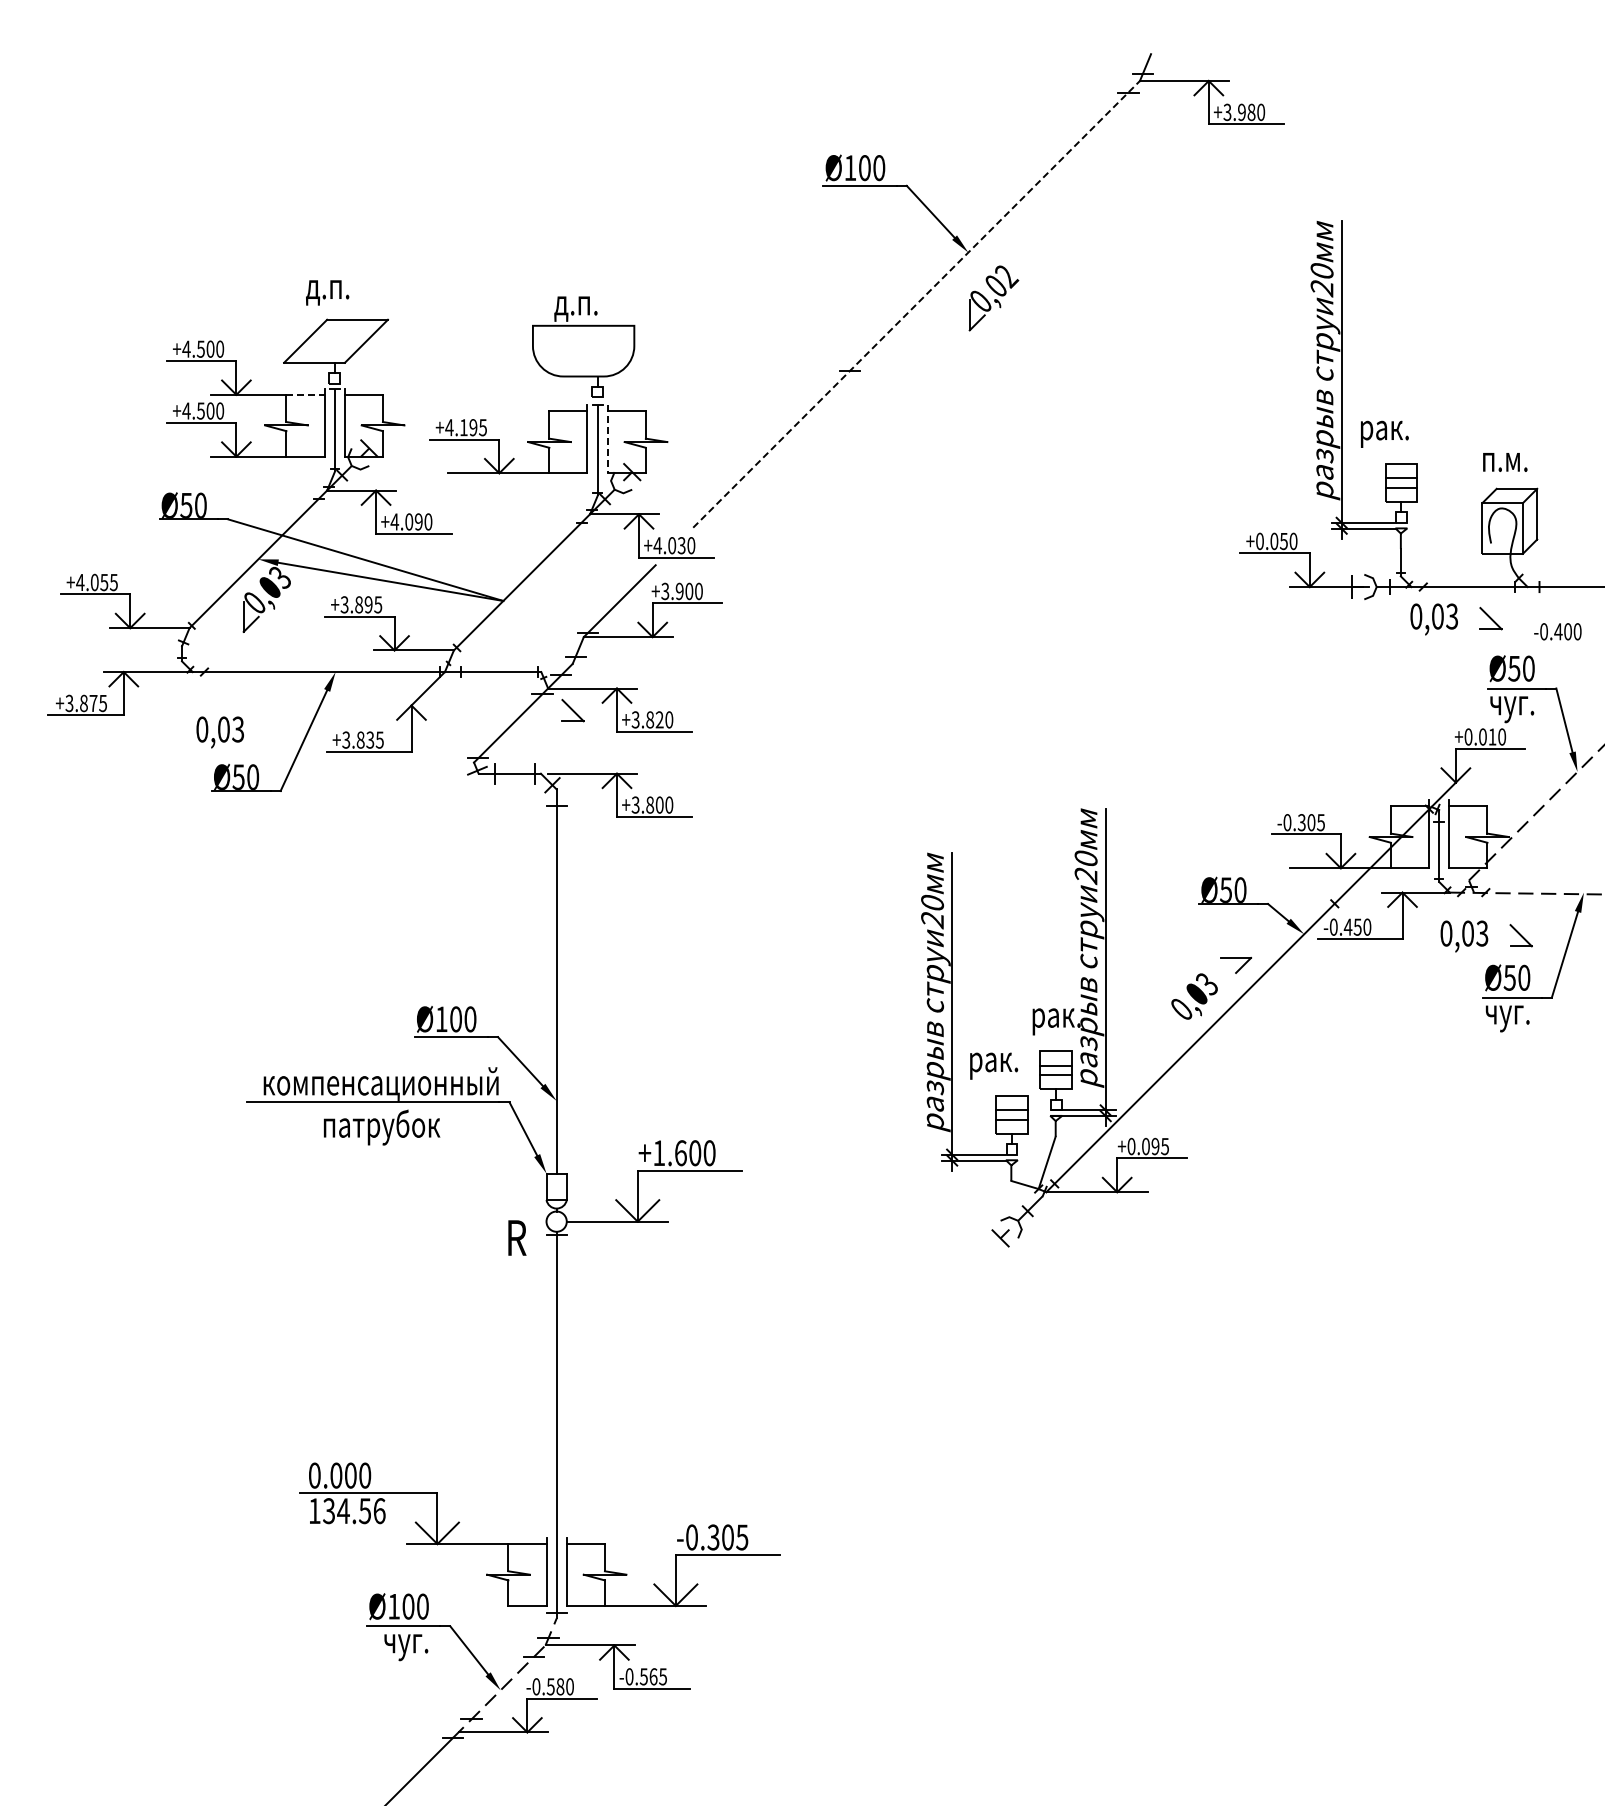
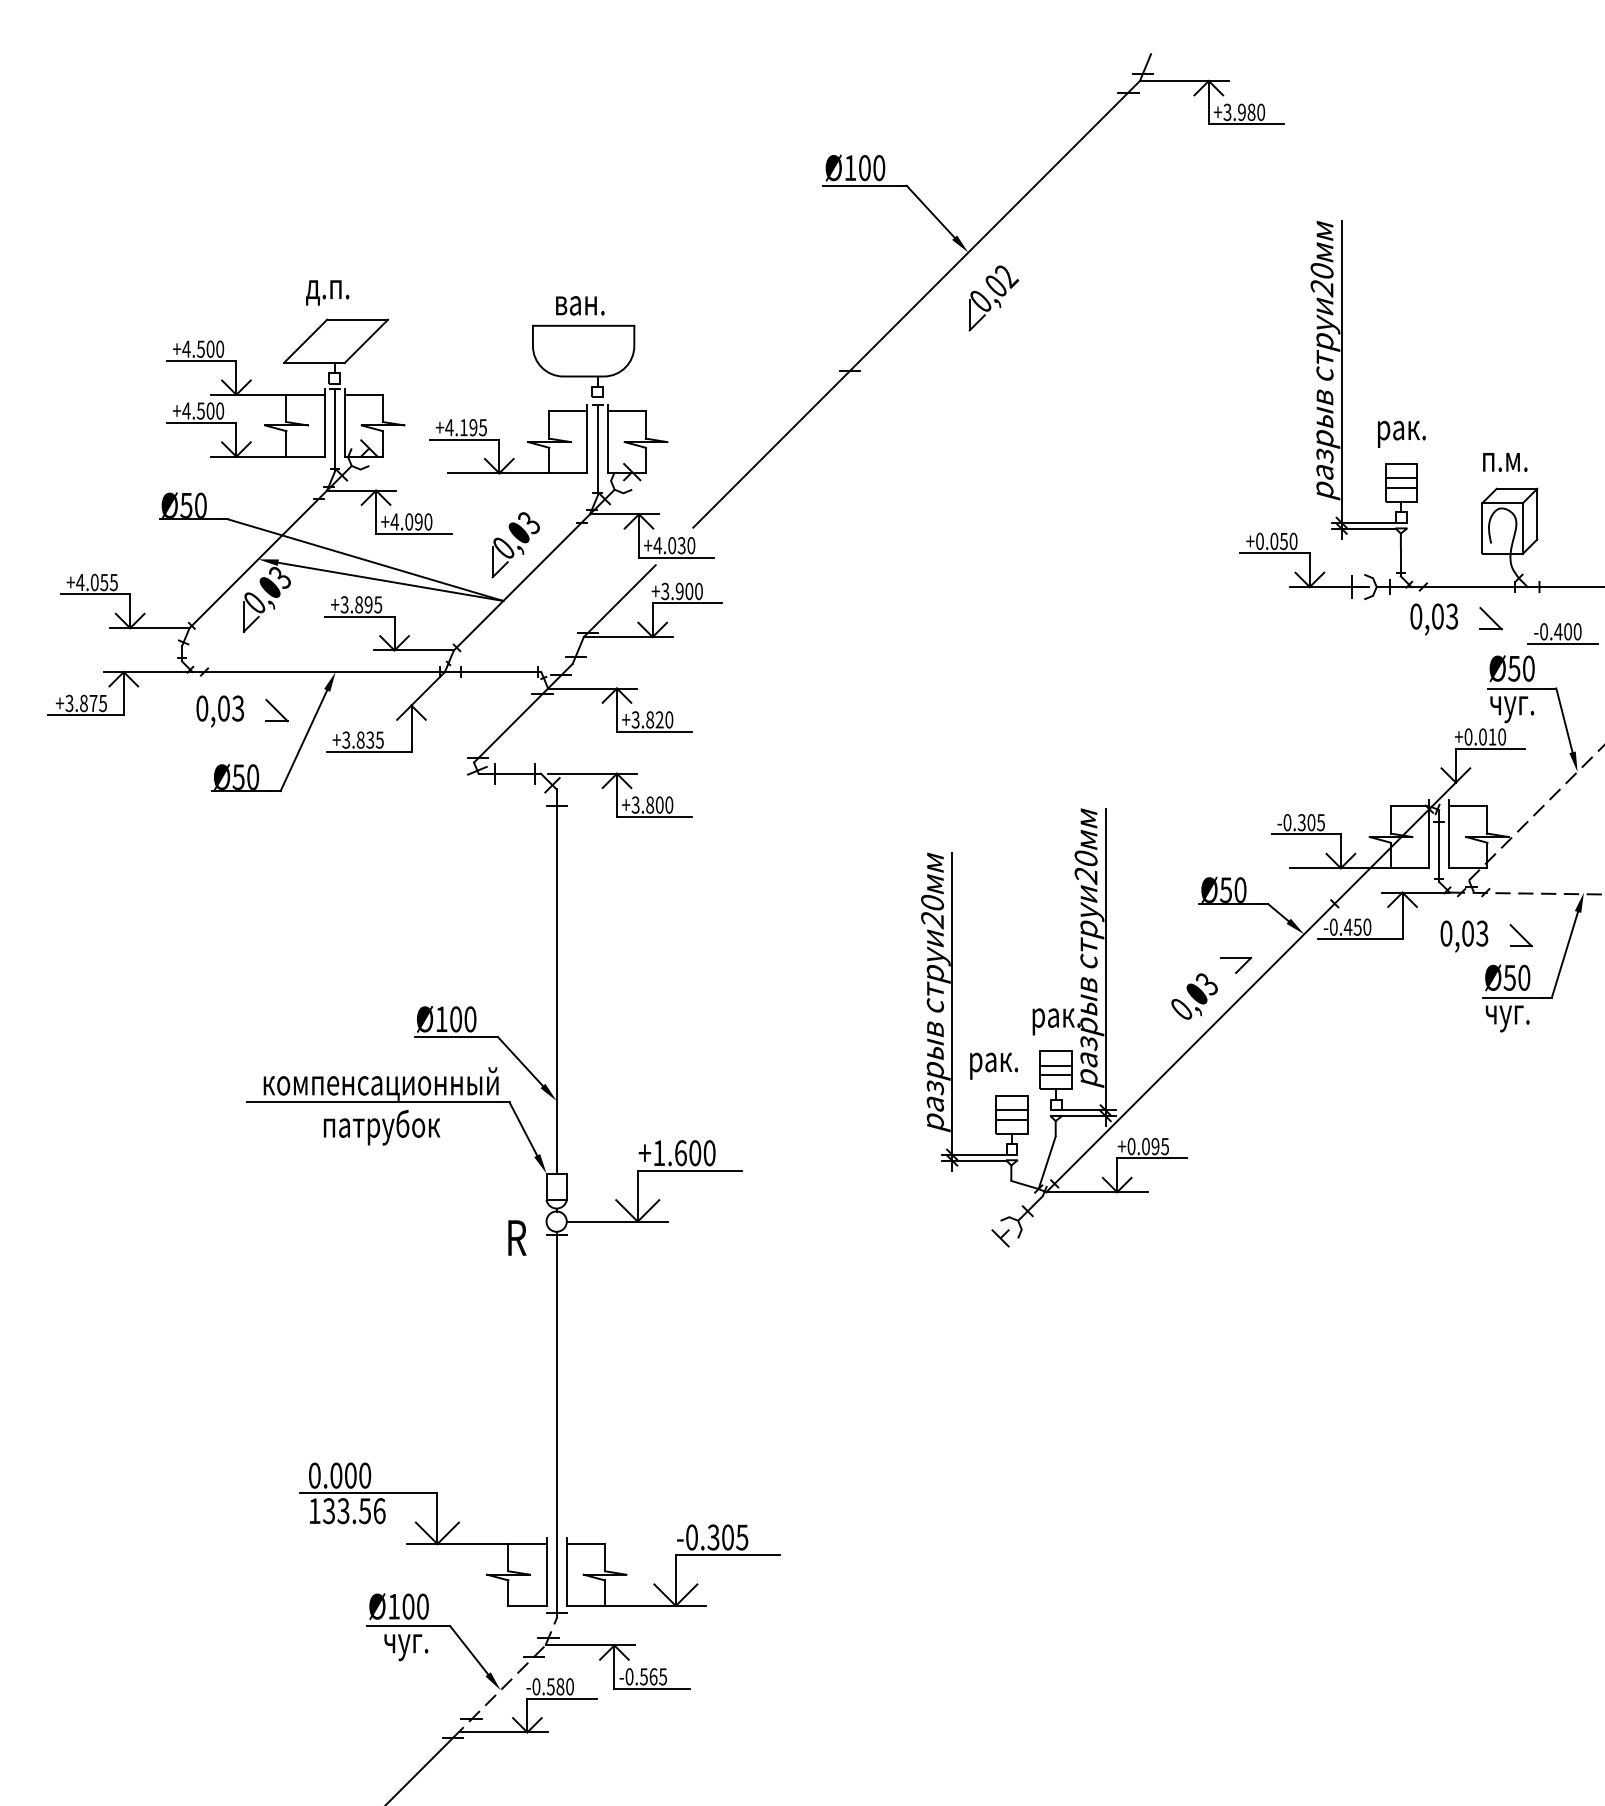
line: dashed -> solid (916, 304)
text: д.п. -> ван. (579, 308)
line: dashed -> solid (305, 394)
text position: (1384, 433) -> (1401, 433) (1401, 433)
line: dashed -> solid (607, 439)
part: none -> present (515, 545)
line: none -> present (1562, 643)
part position: (572, 710) -> (276, 710) (276, 710)
text position: (219, 732) -> (219, 711) (219, 711)
text: 134.56 -> 133.56 (343, 1511)
